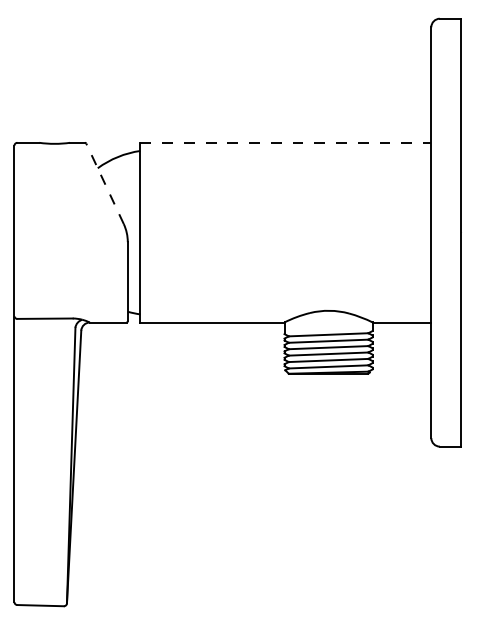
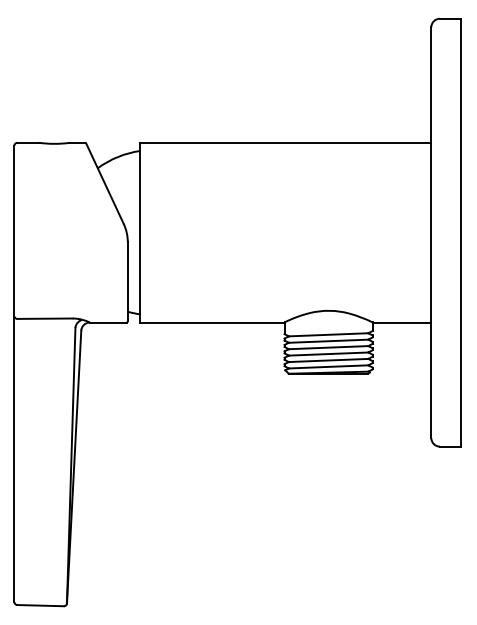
line: dashed -> solid (286, 142)
line: dashed -> solid (104, 183)
